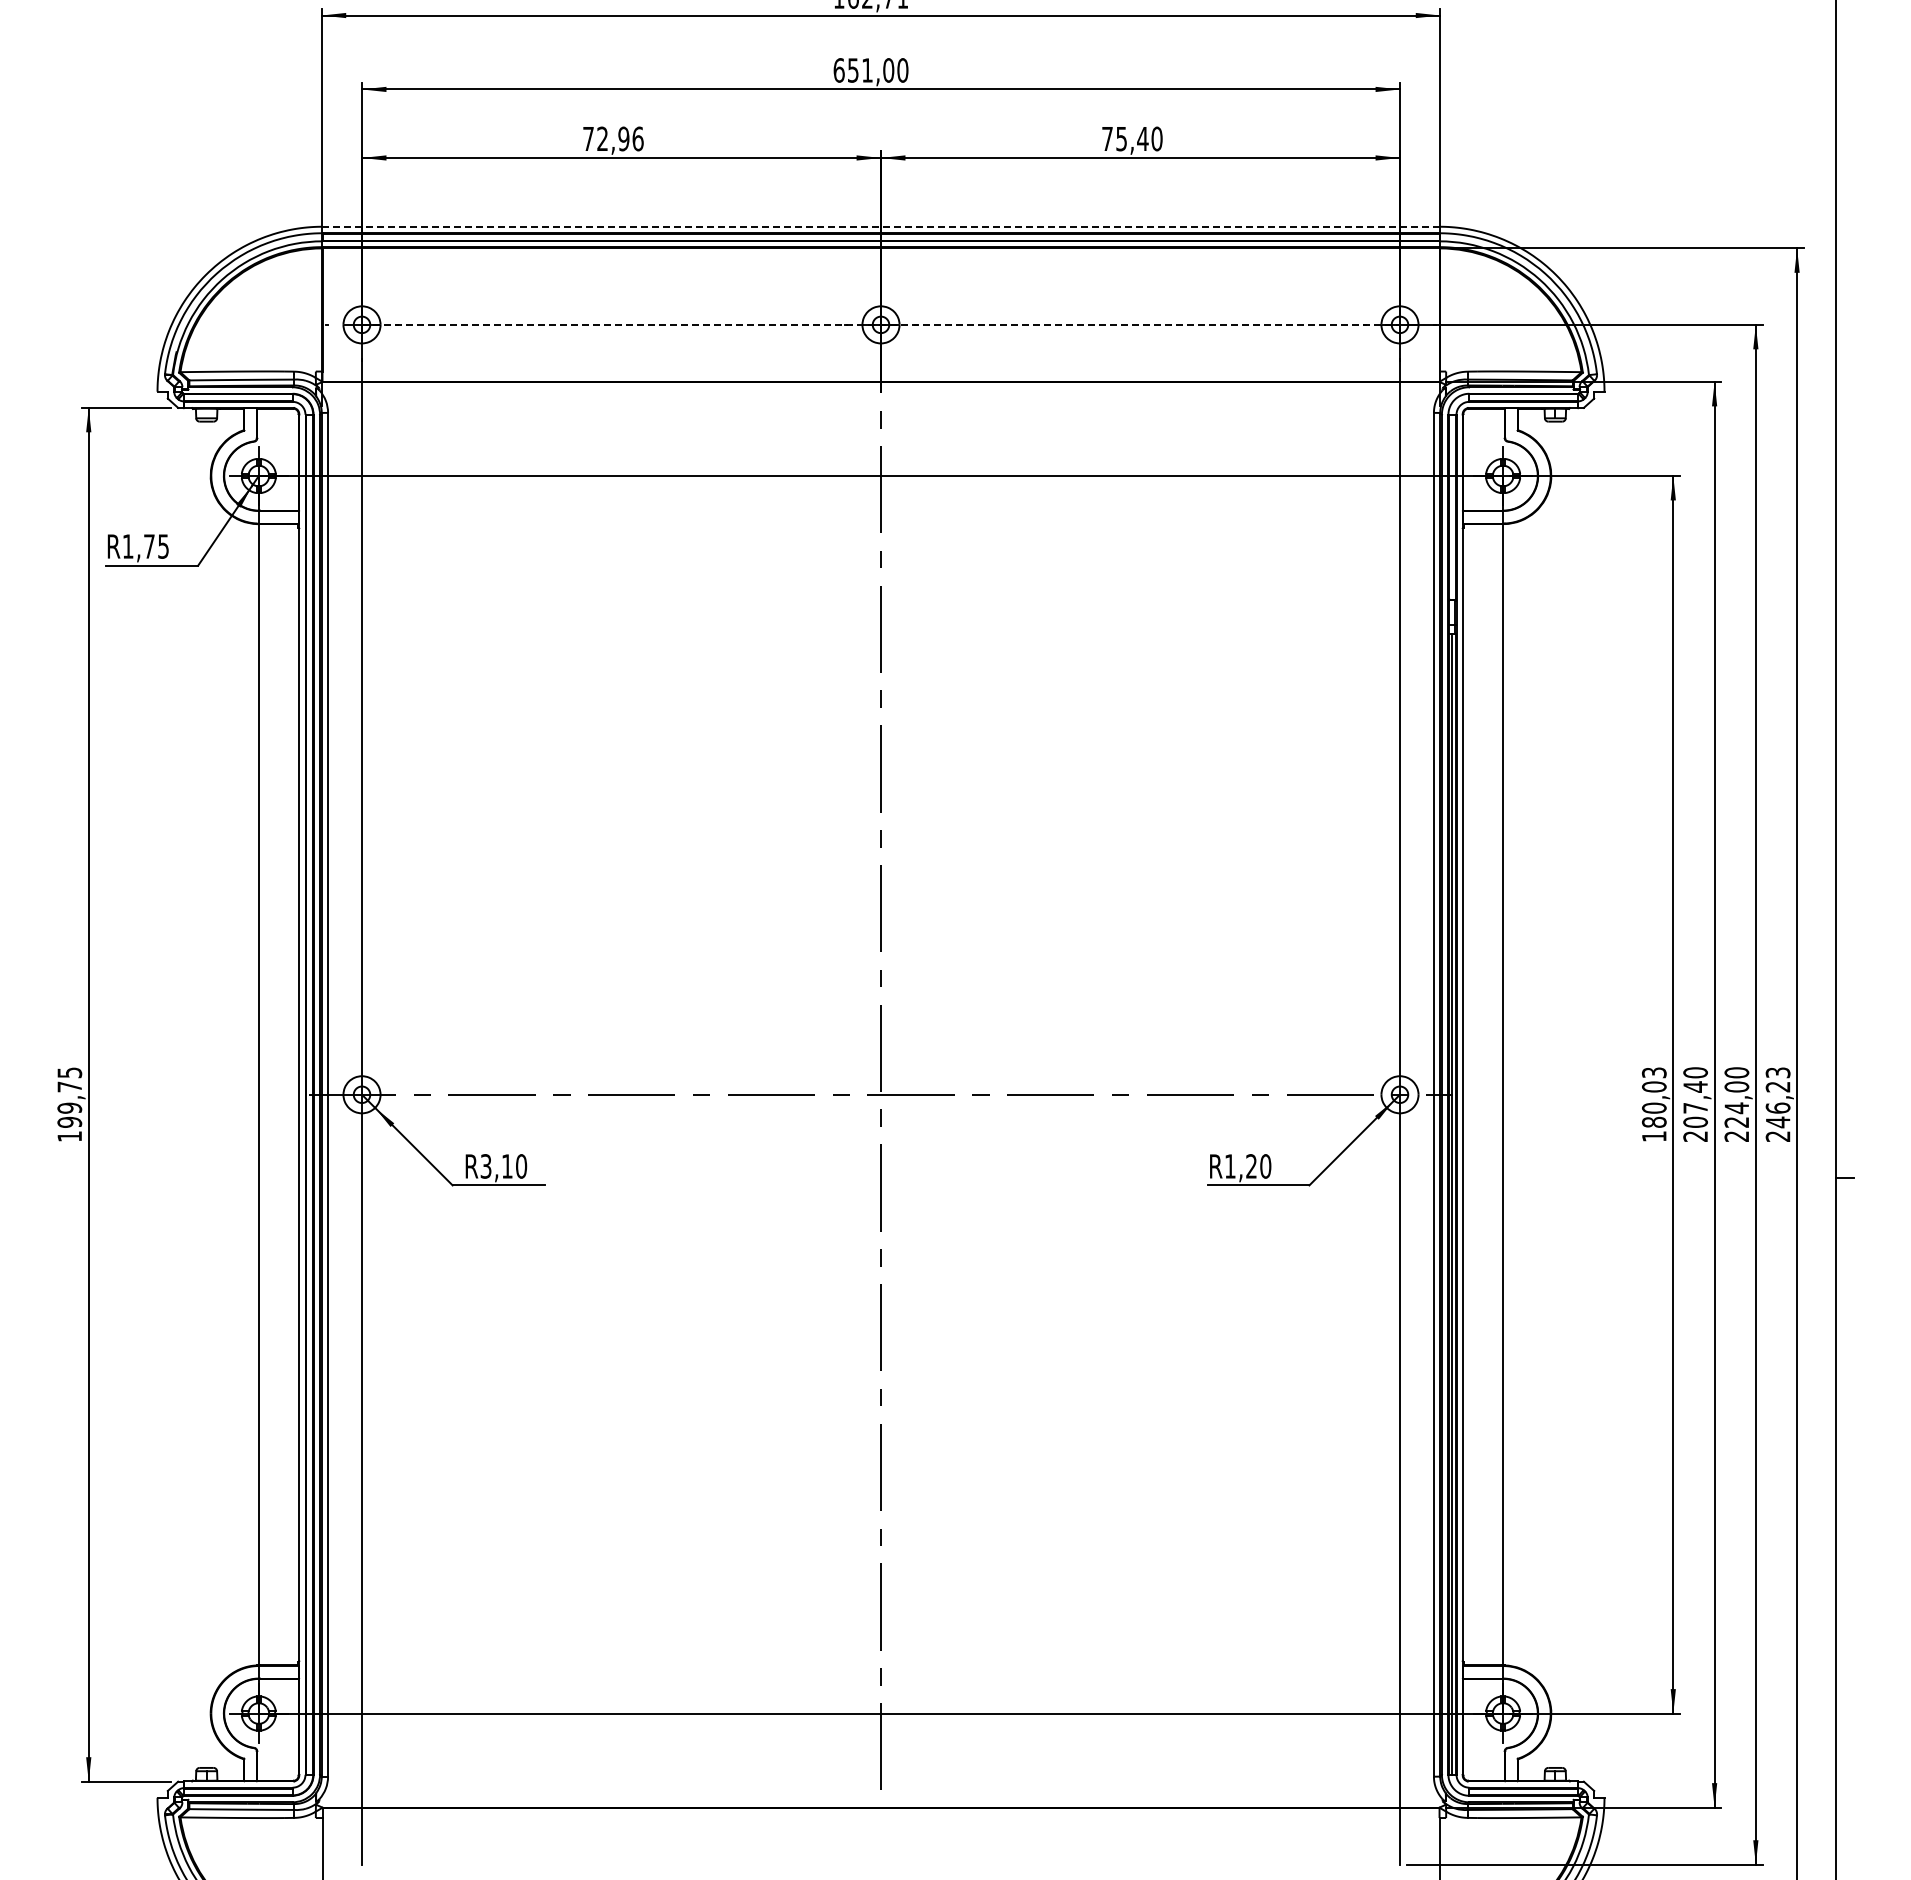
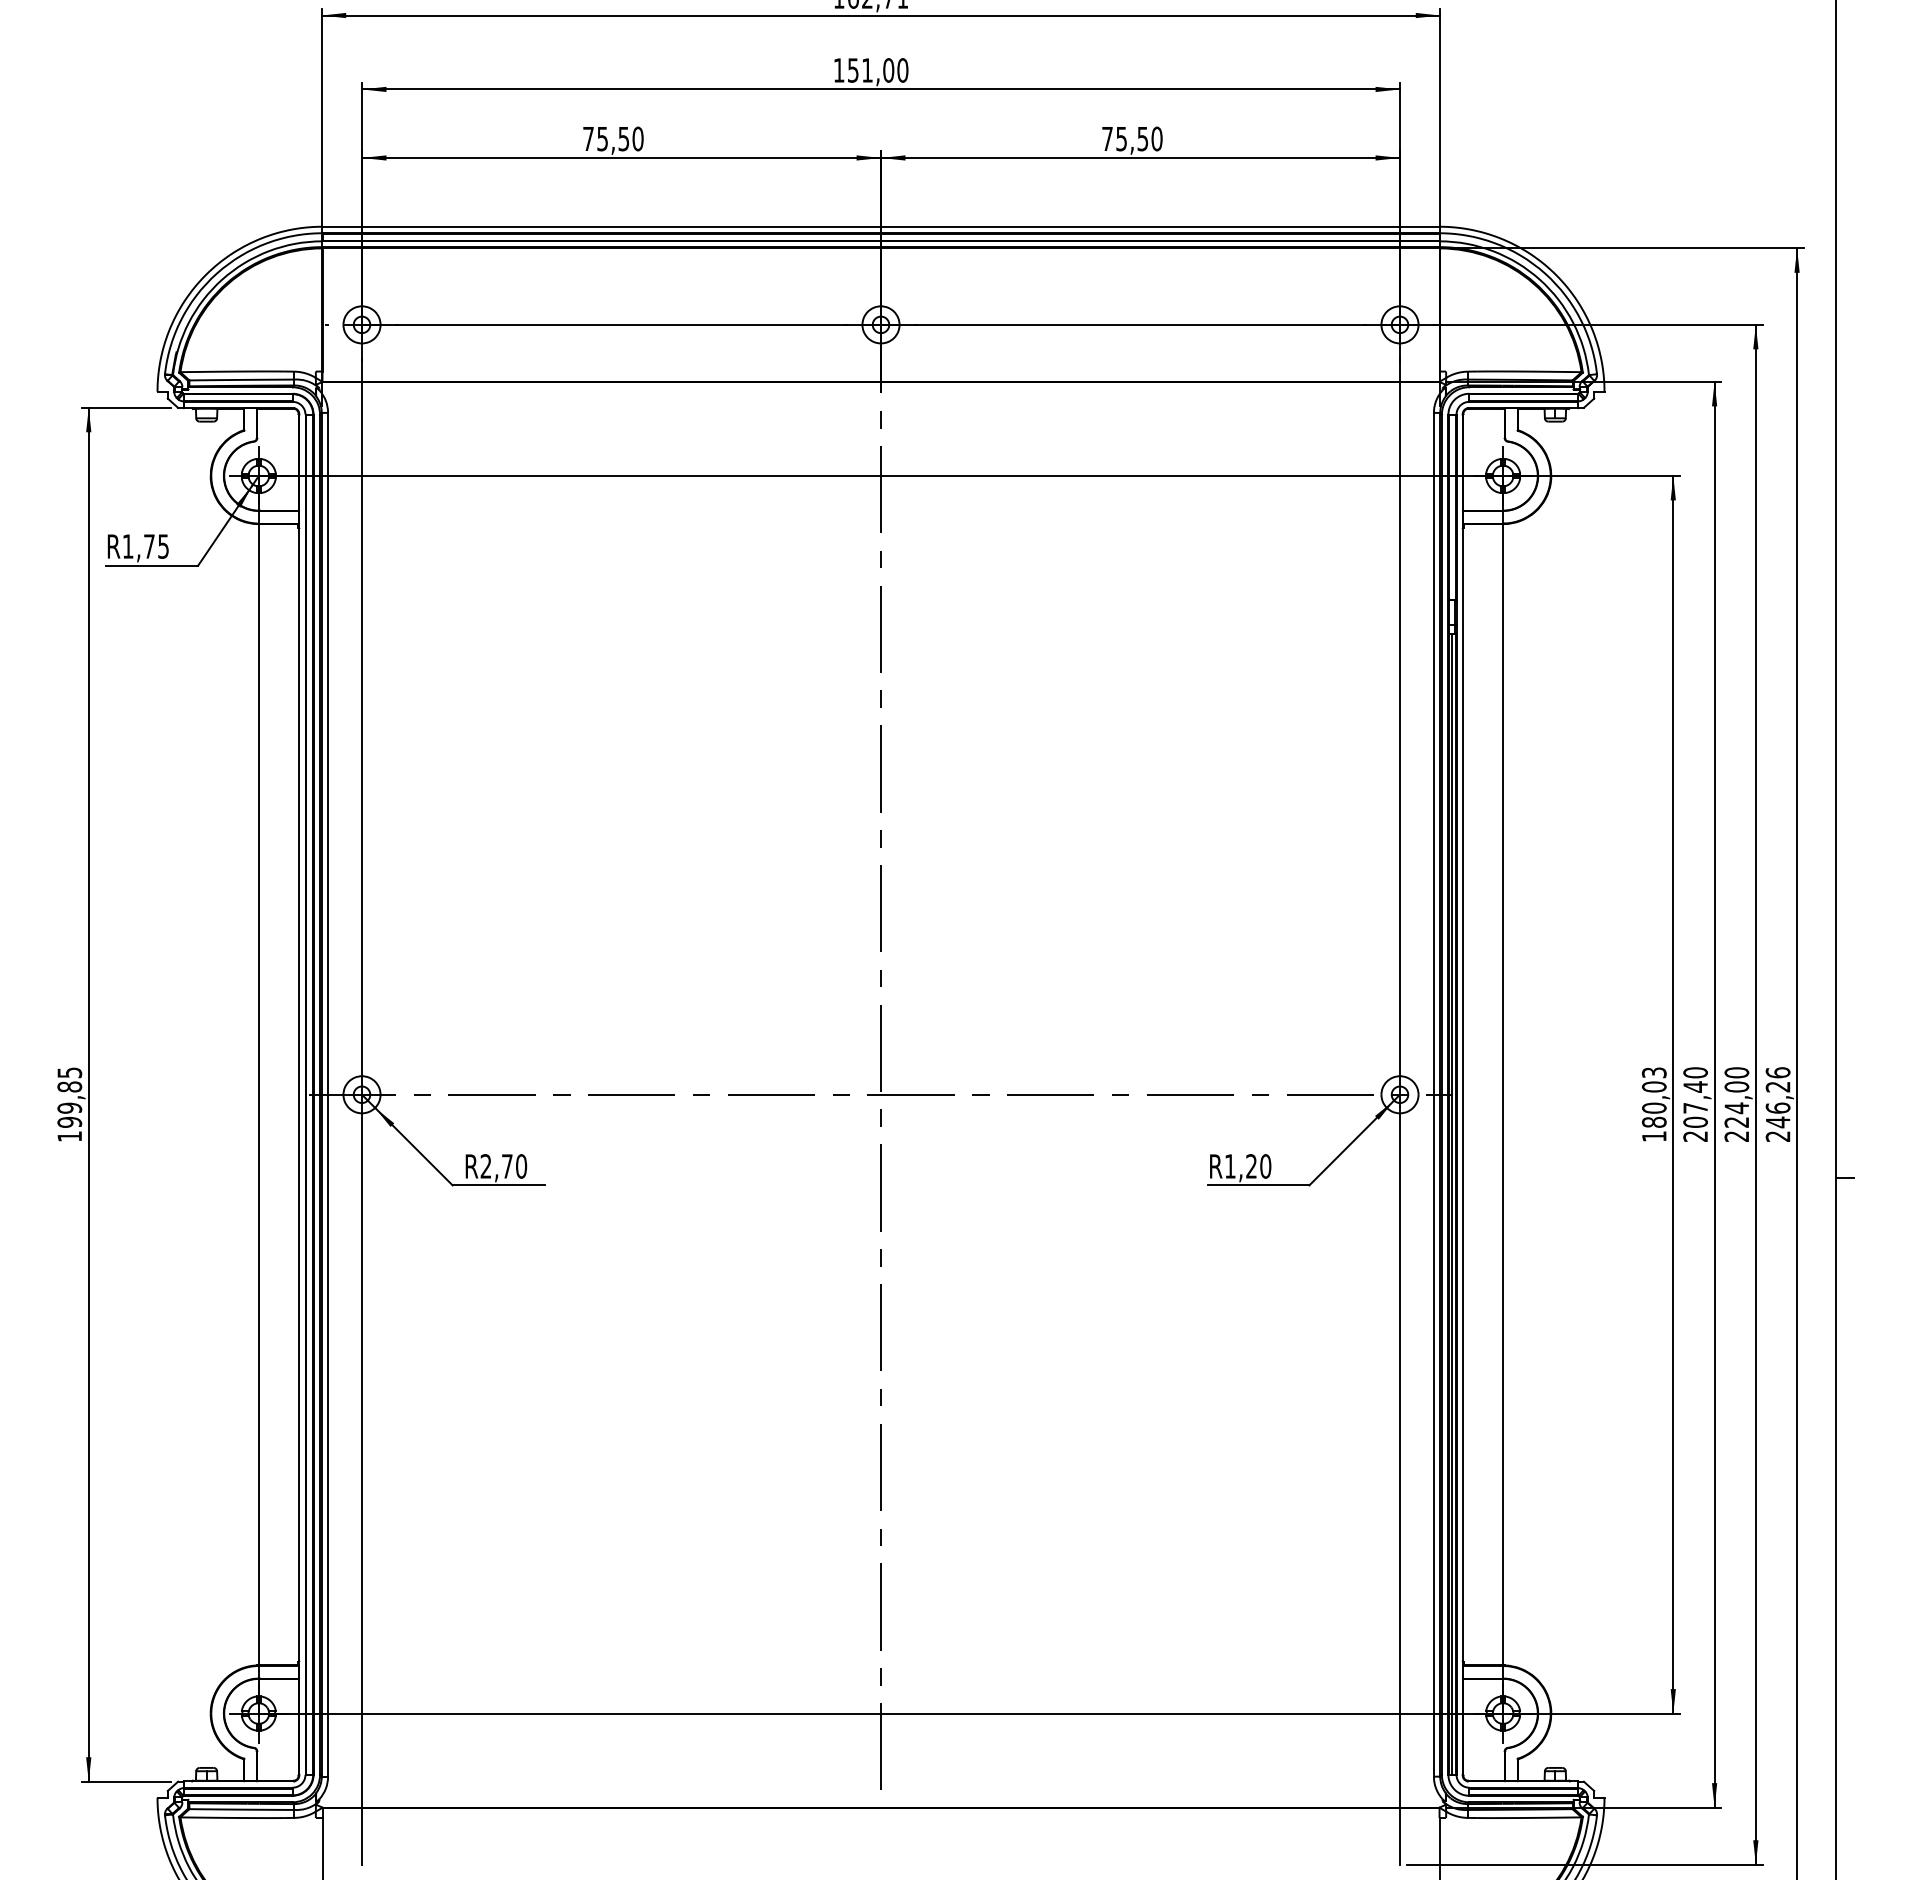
text: 651,00 -> 151,00 (838, 70)
text: 72,96 -> 75,50 (620, 138)
text: 75,40 -> 75,50 (1142, 139)
line: dashed -> solid (881, 226)
line: dashed -> solid (881, 324)
text: 246,23 -> 246,26 (1777, 1072)
text: 199,75 -> 199,85 (69, 1086)
text: R3,10 -> R2,70 (496, 1166)
